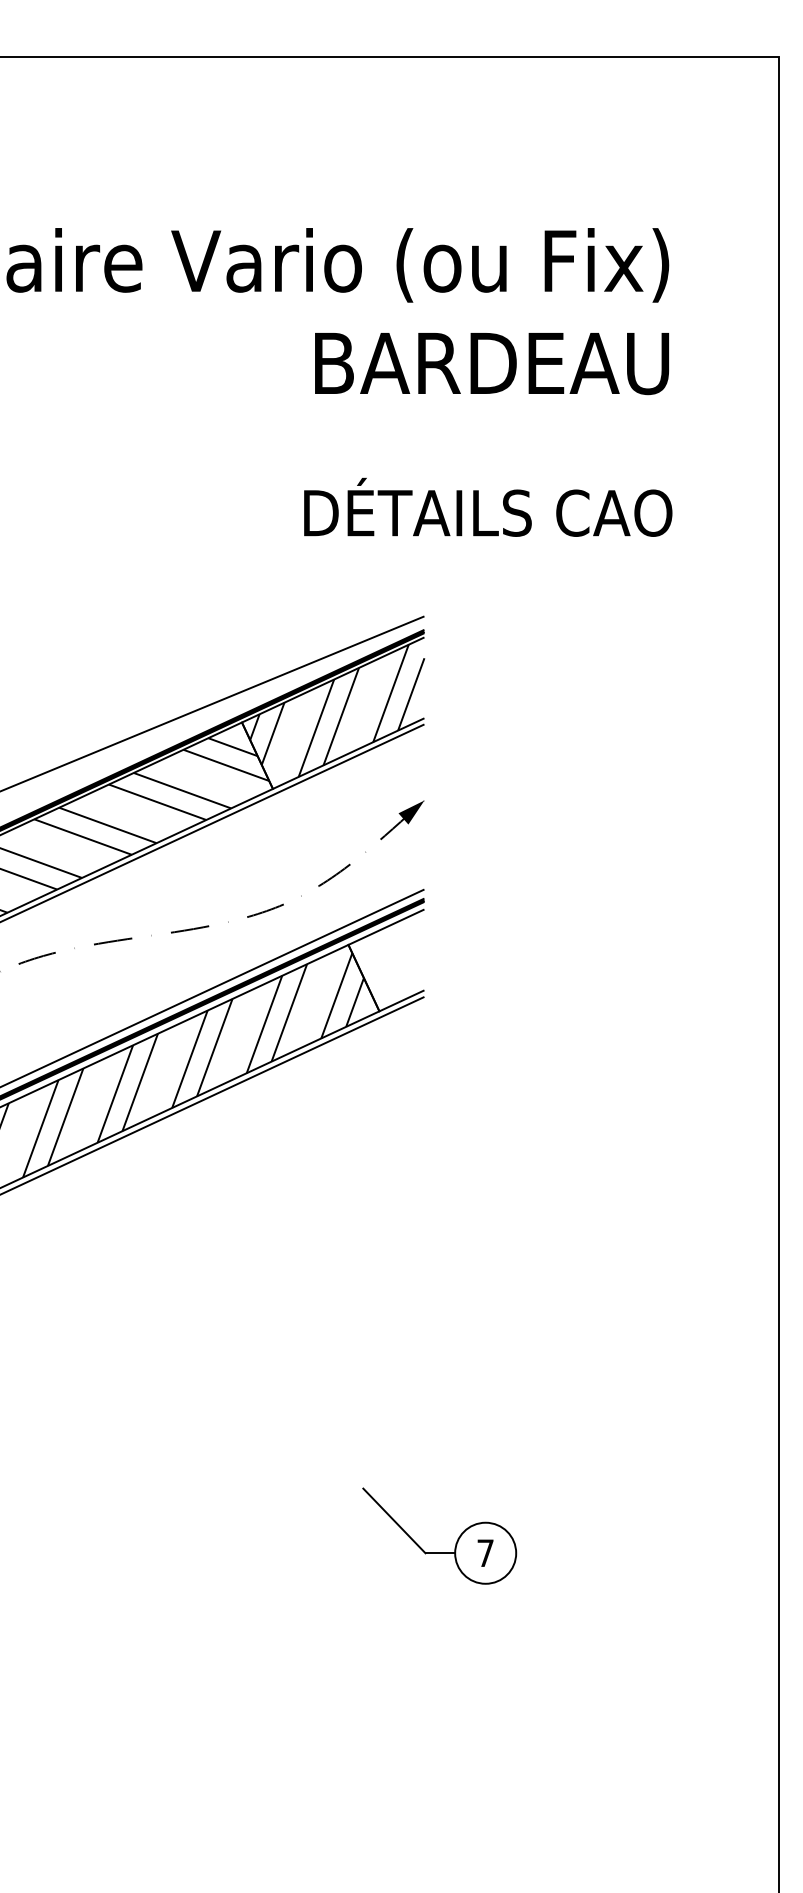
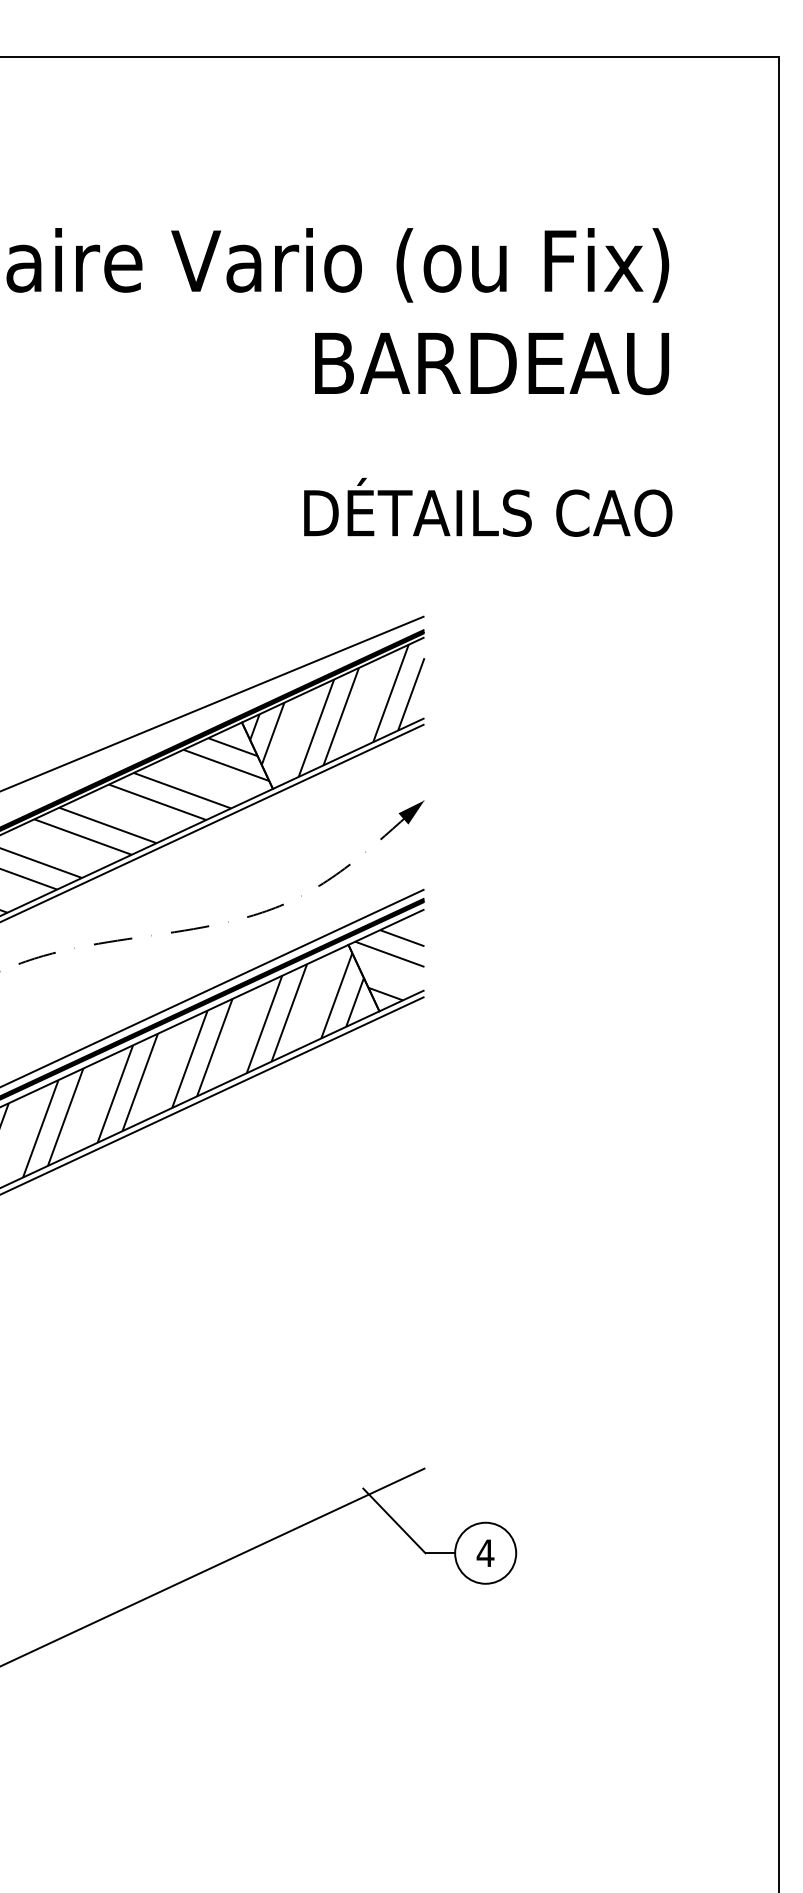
hatch: none -> present (389, 965)
text: 7 -> 4 (485, 1552)
line: none -> present (213, 1566)
